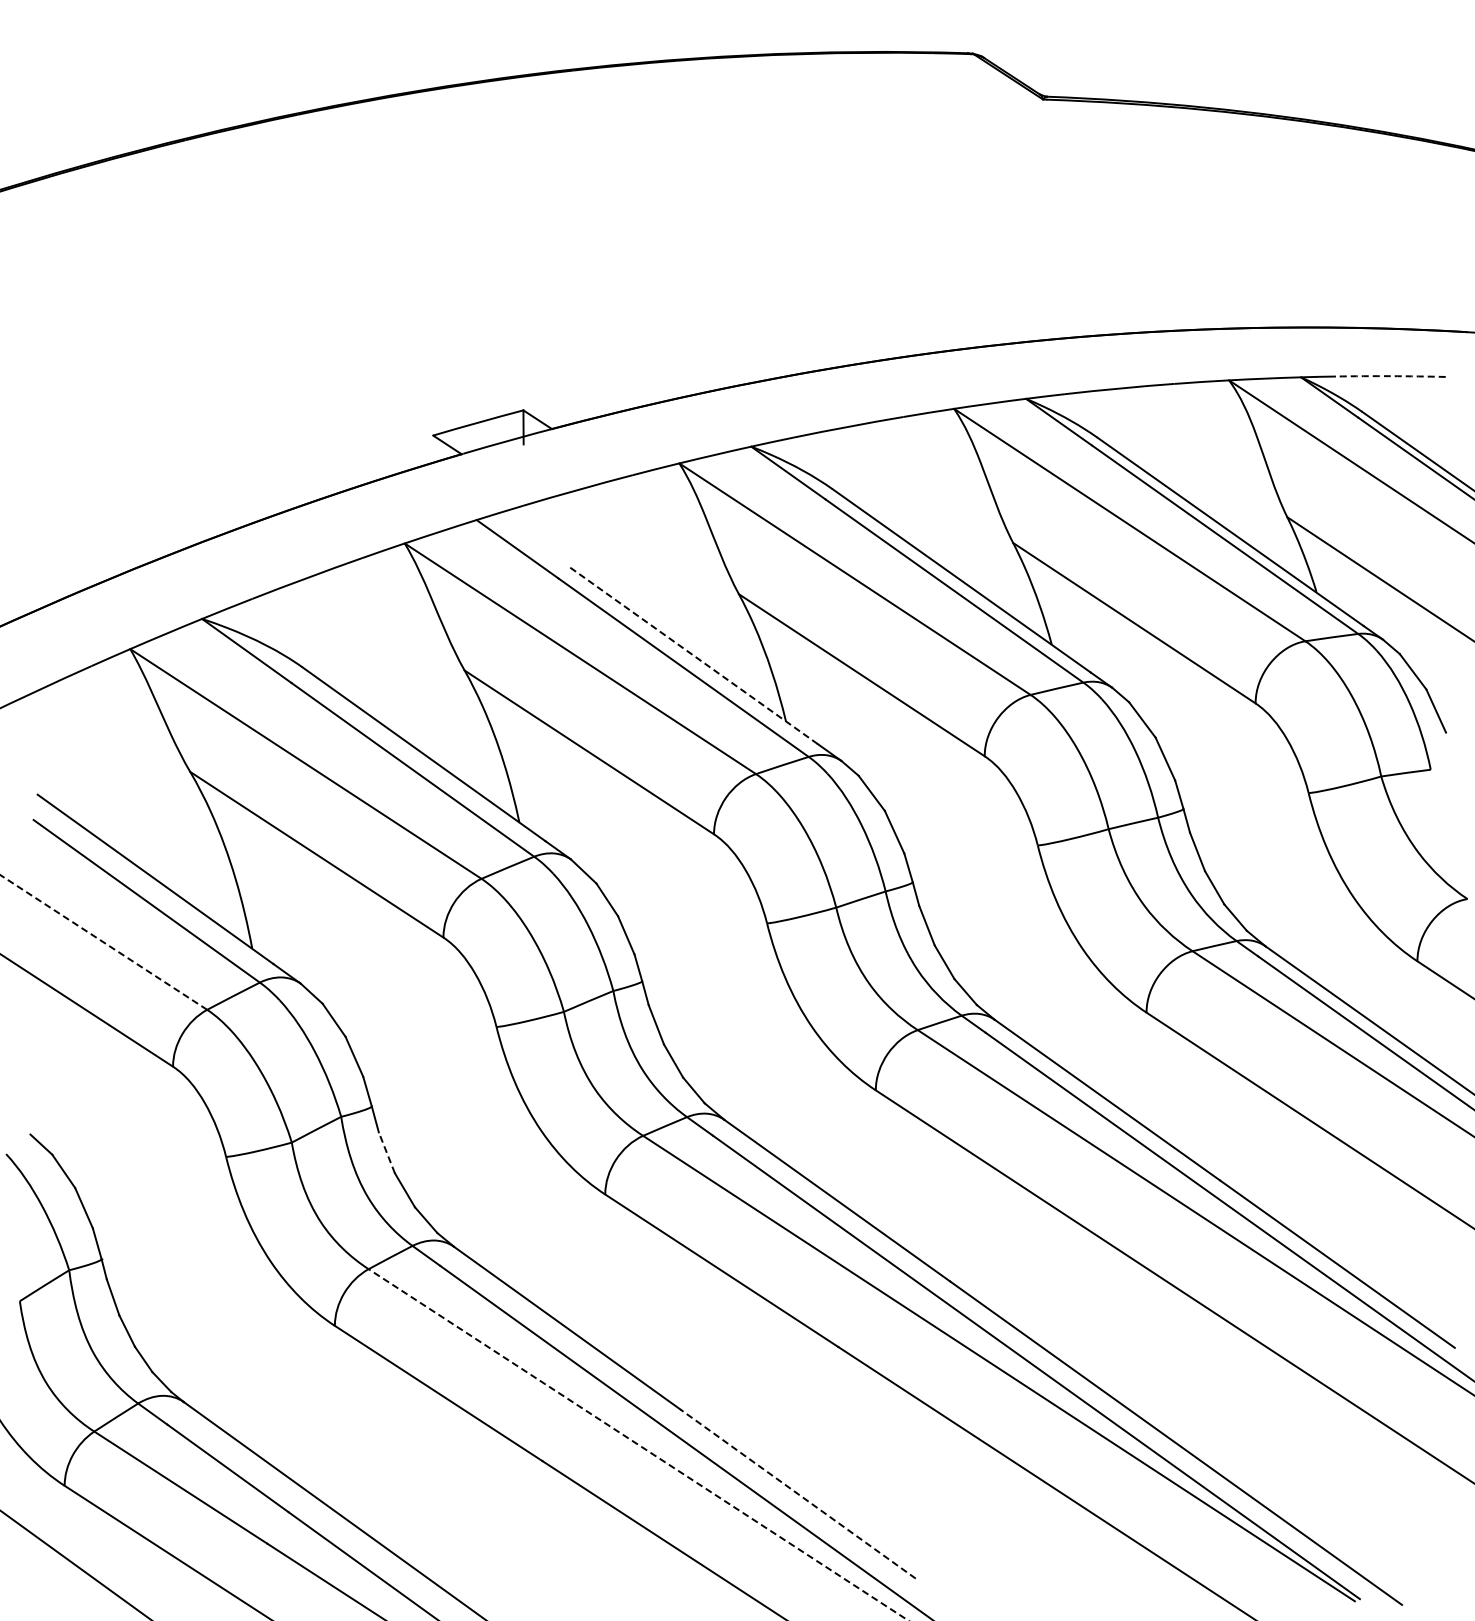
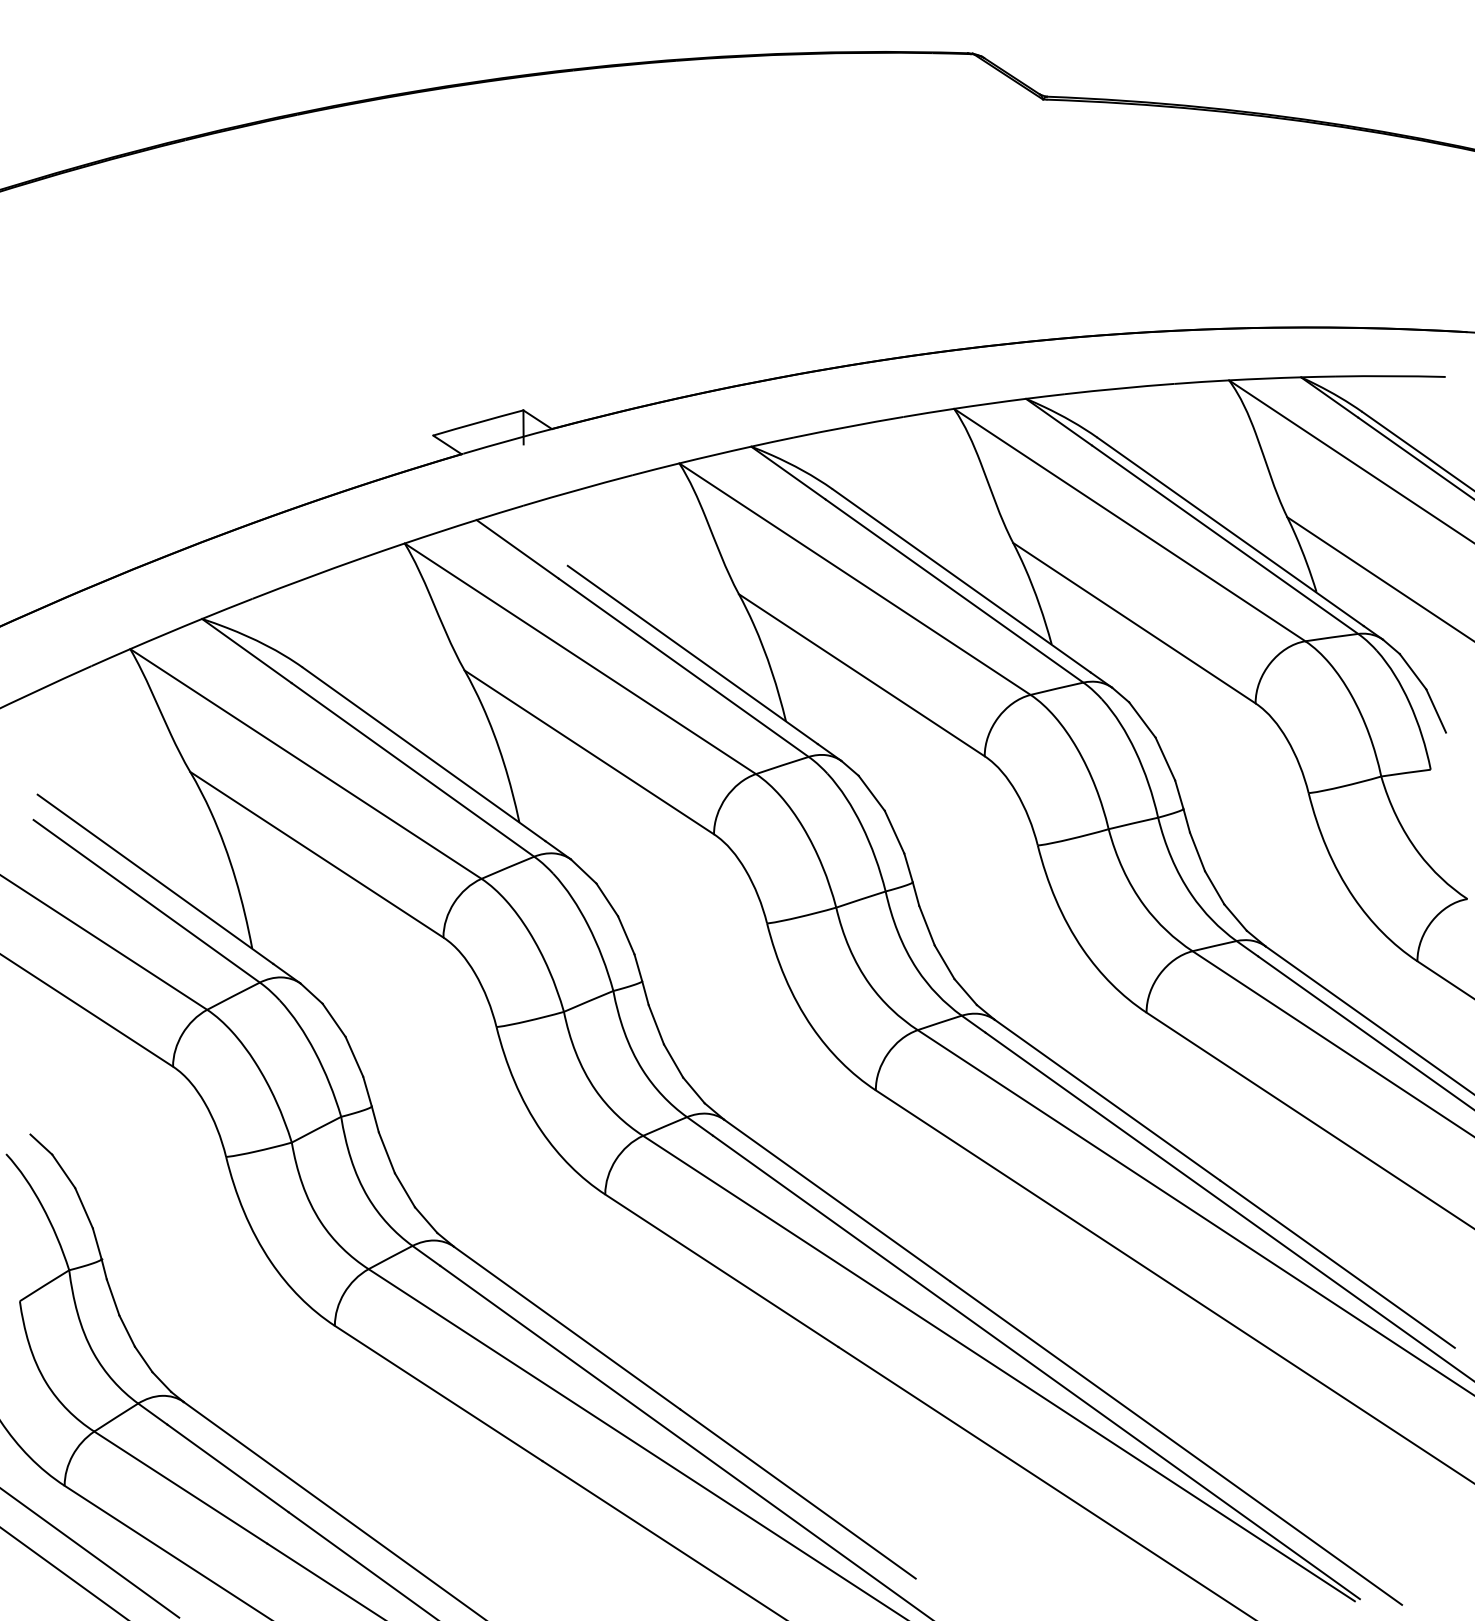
arc: dashed -> solid (1390, 376)
line: dashed -> solid (692, 655)
line: dashed -> solid (103, 942)
line: dashed -> solid (386, 1152)
line: dashed -> solid (638, 1444)
line: dashed -> solid (798, 1494)
line: none -> present (90, 1553)
line position: (75, 1564) -> (63, 1572) (63, 1572)
